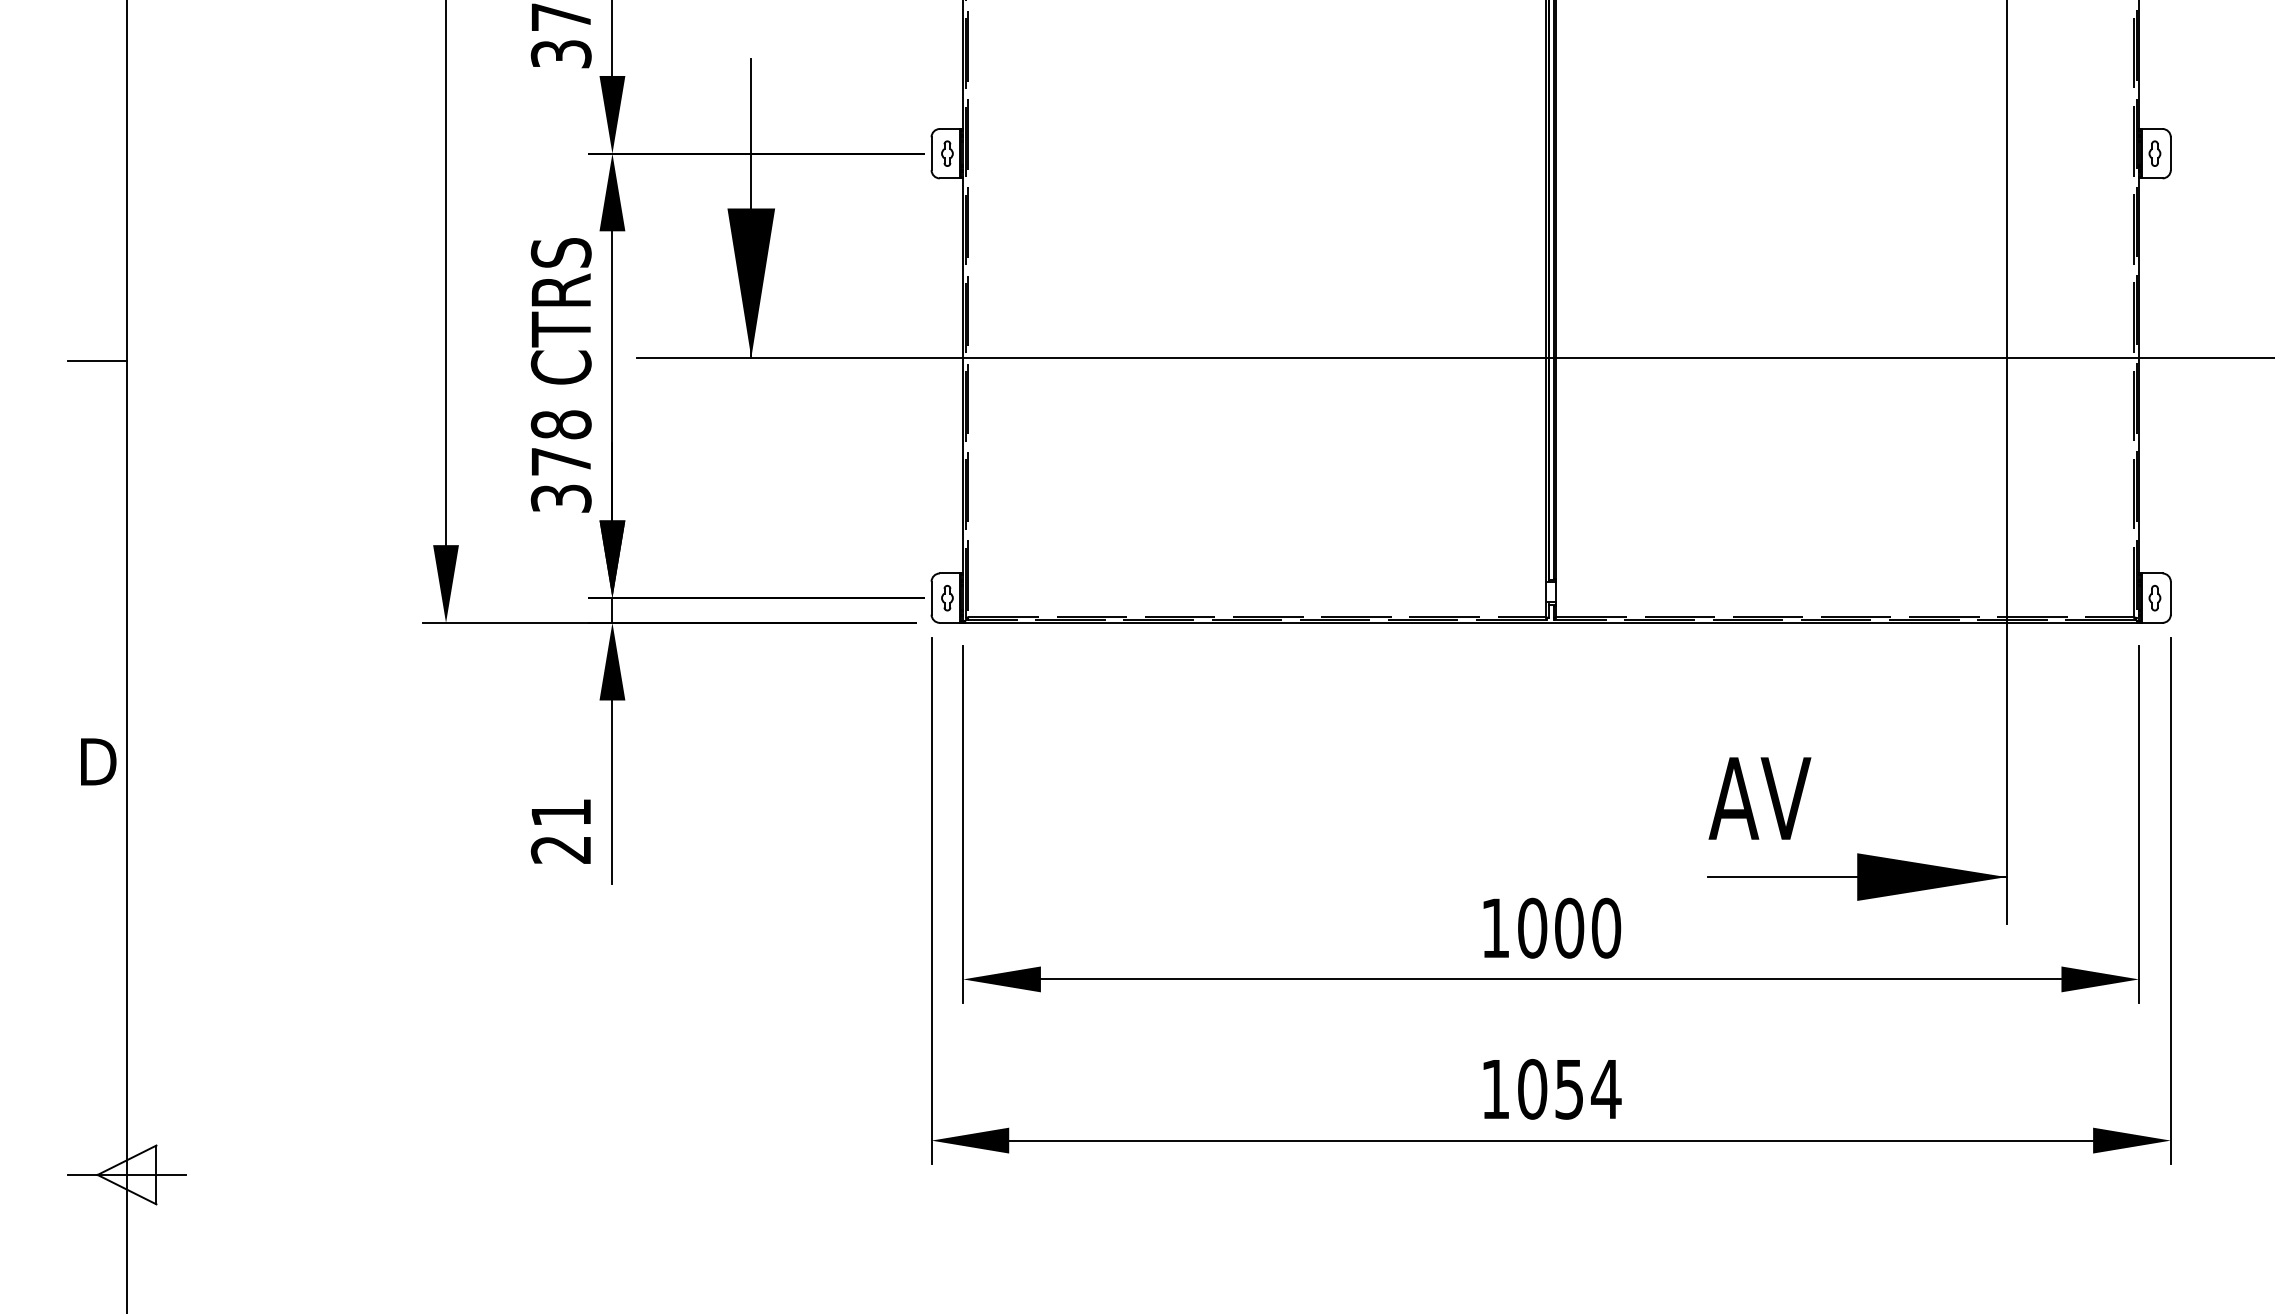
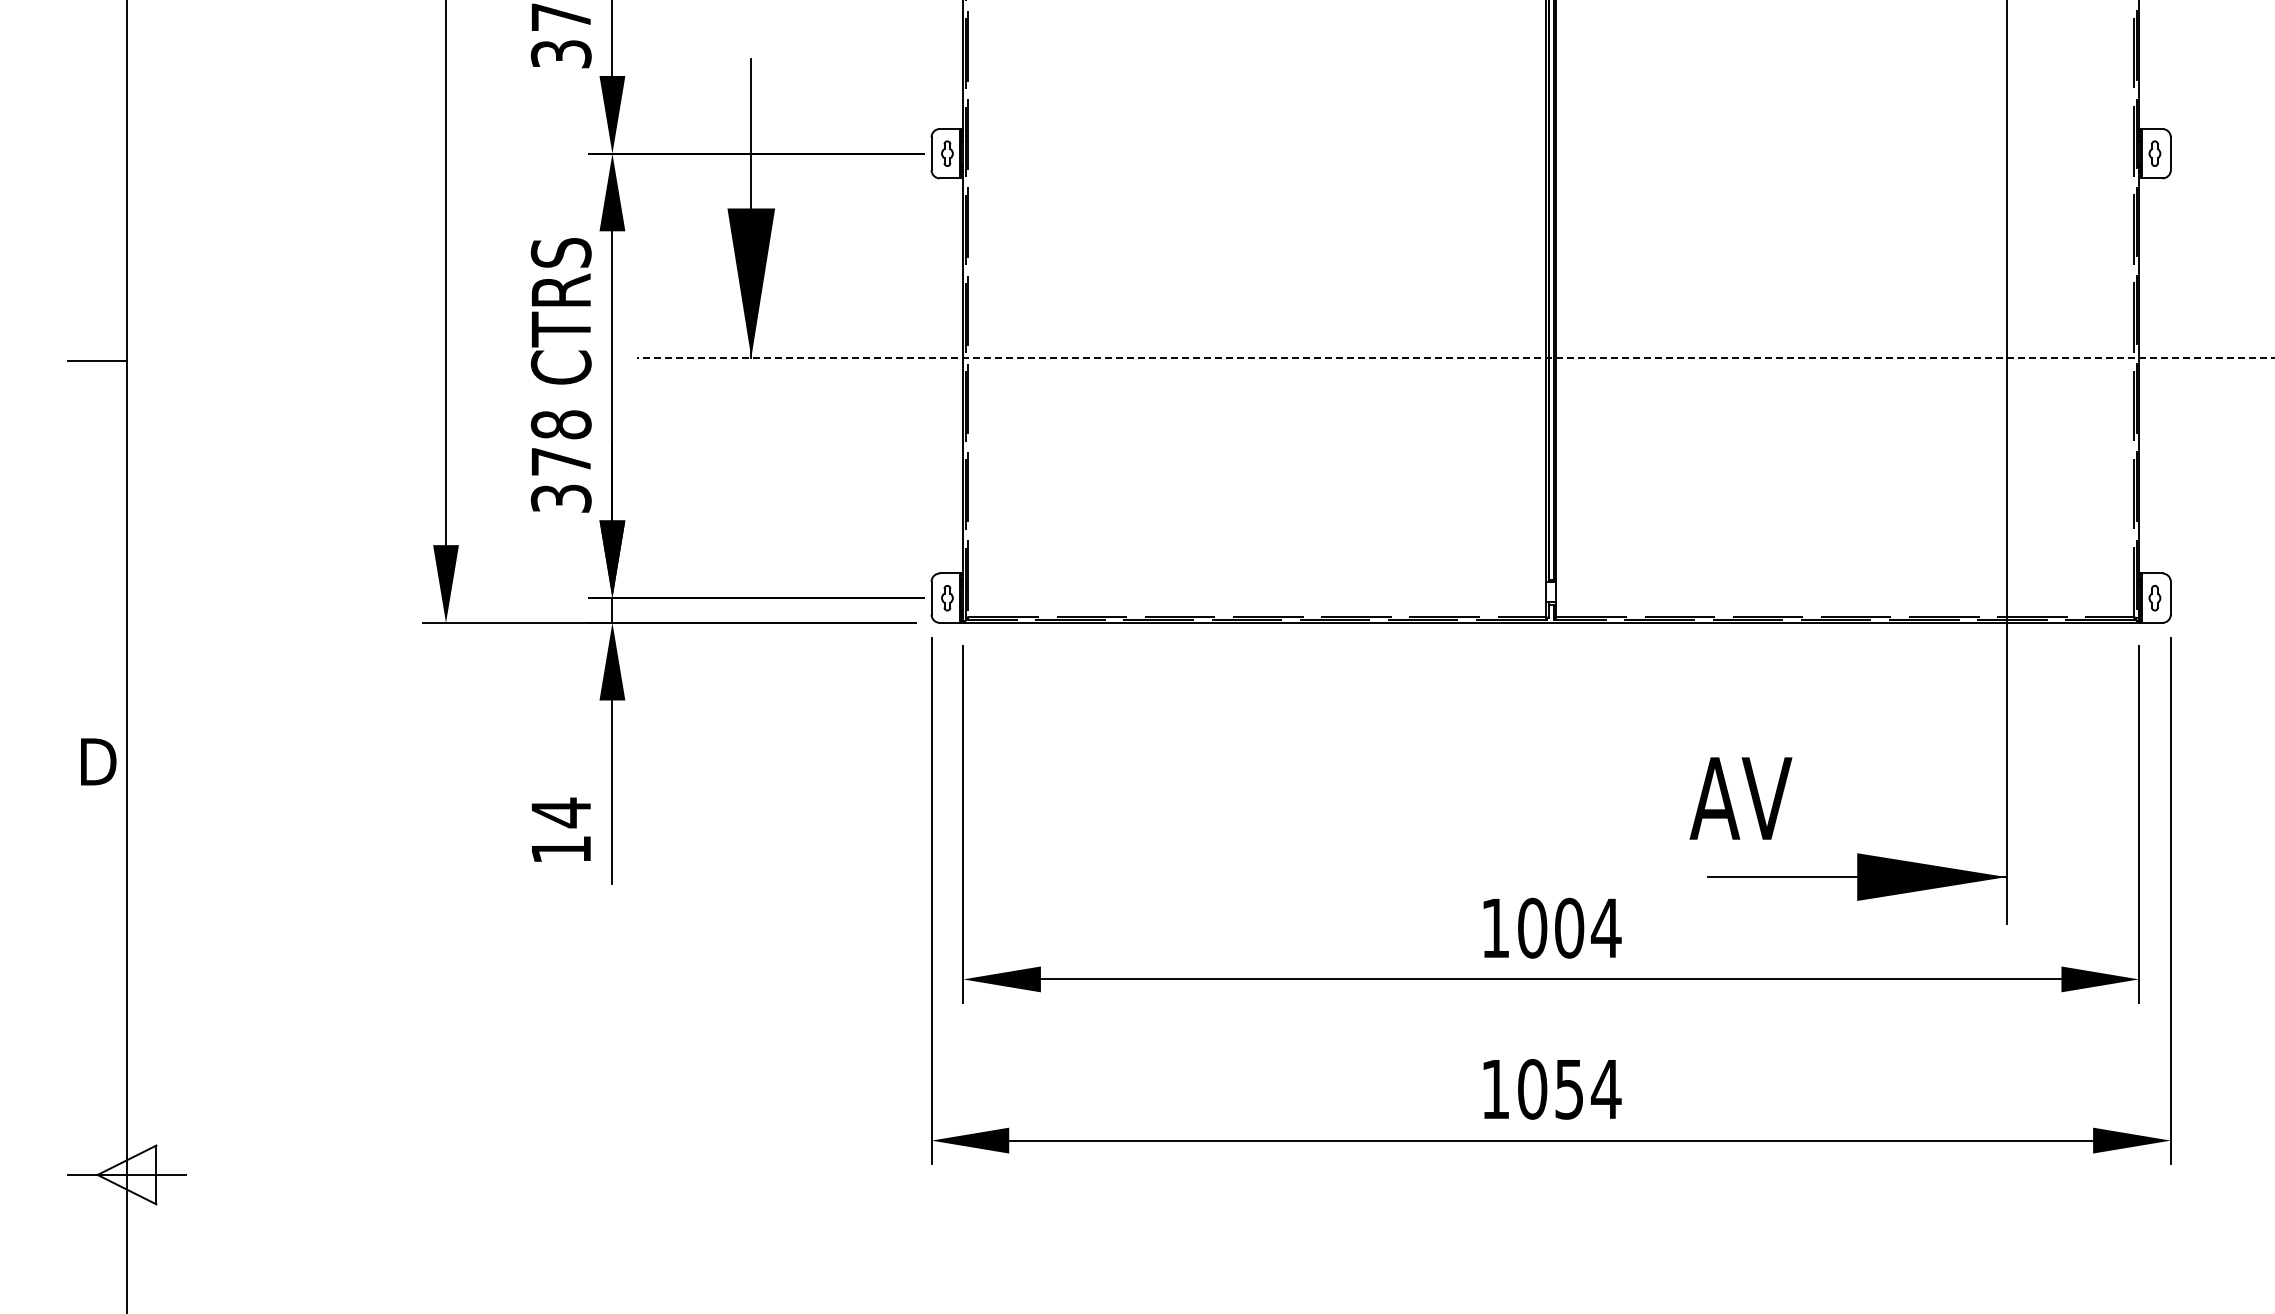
line: solid -> dashed (1455, 357)
text position: (1759, 798) -> (1740, 798) (1740, 798)
text: 21 -> 14 (560, 830)
text: 1000 -> 1004 (1606, 927)
